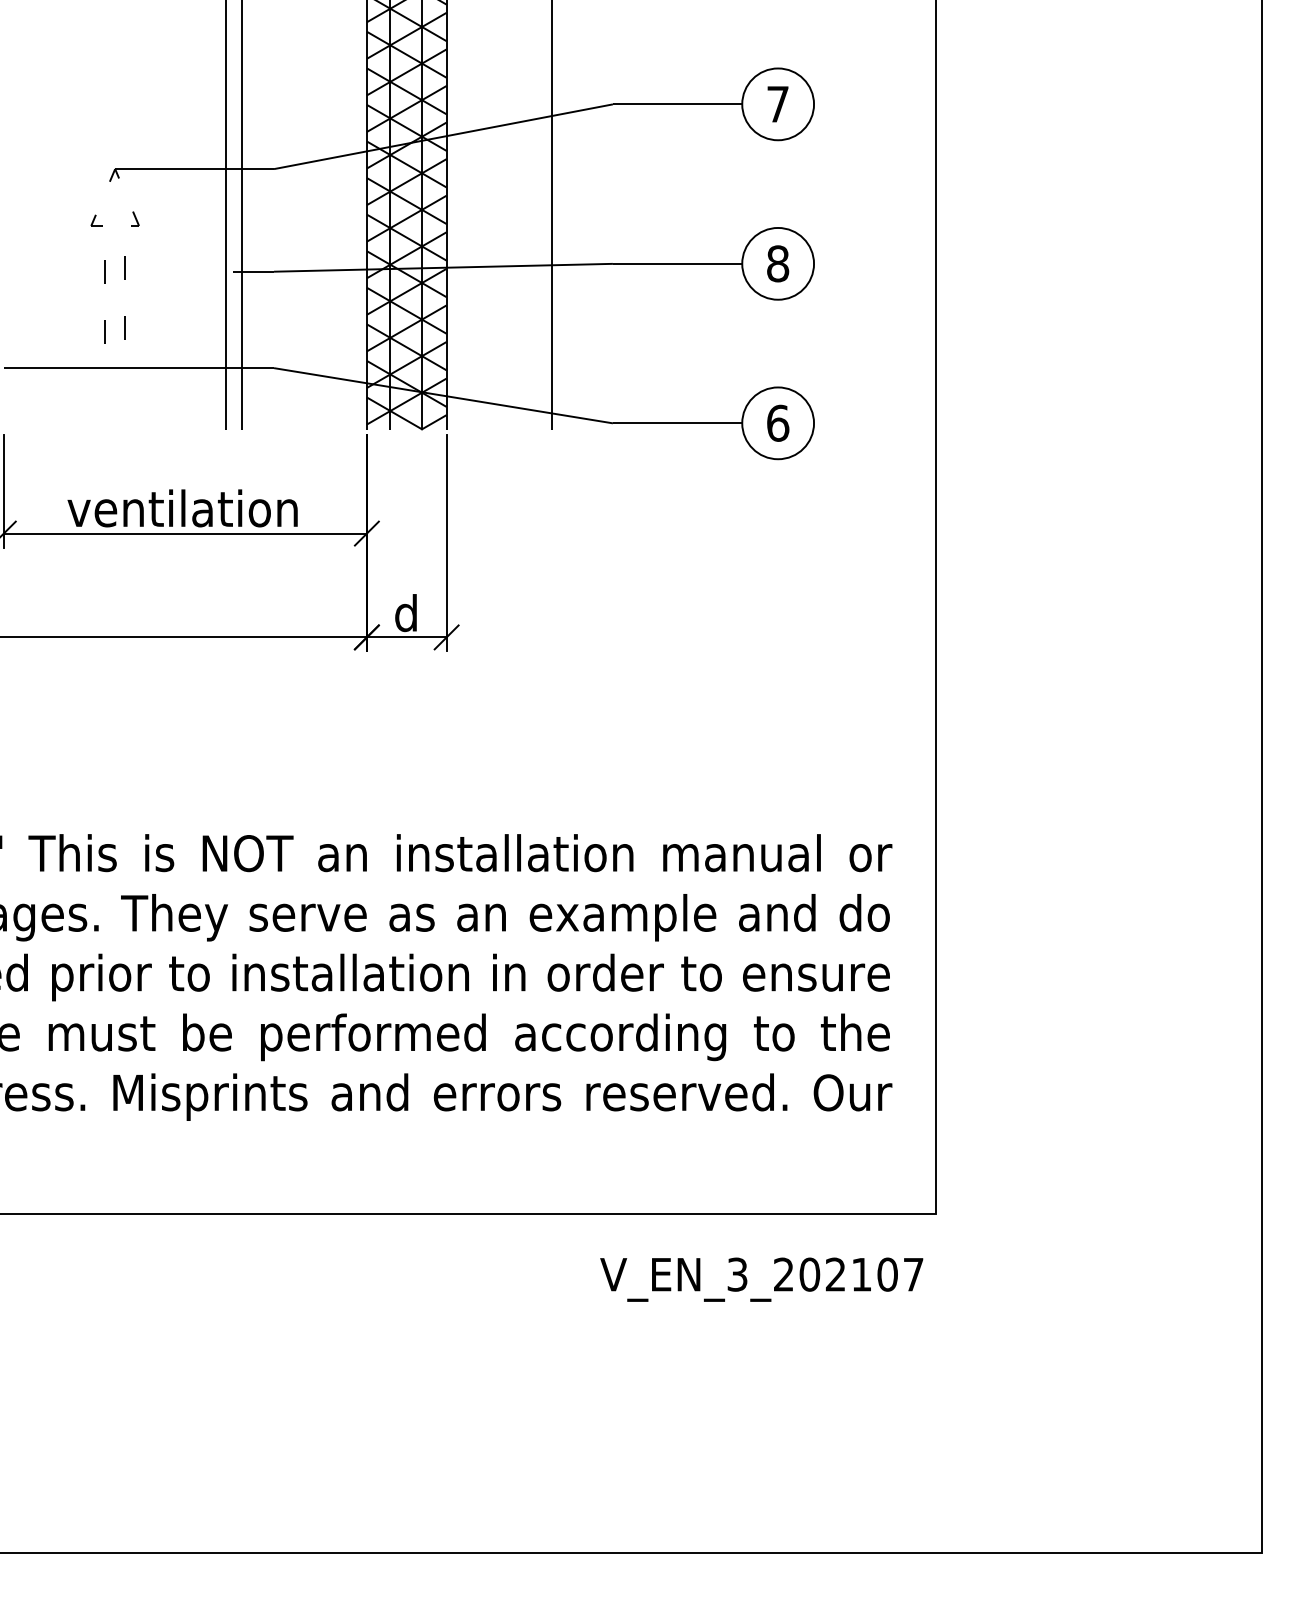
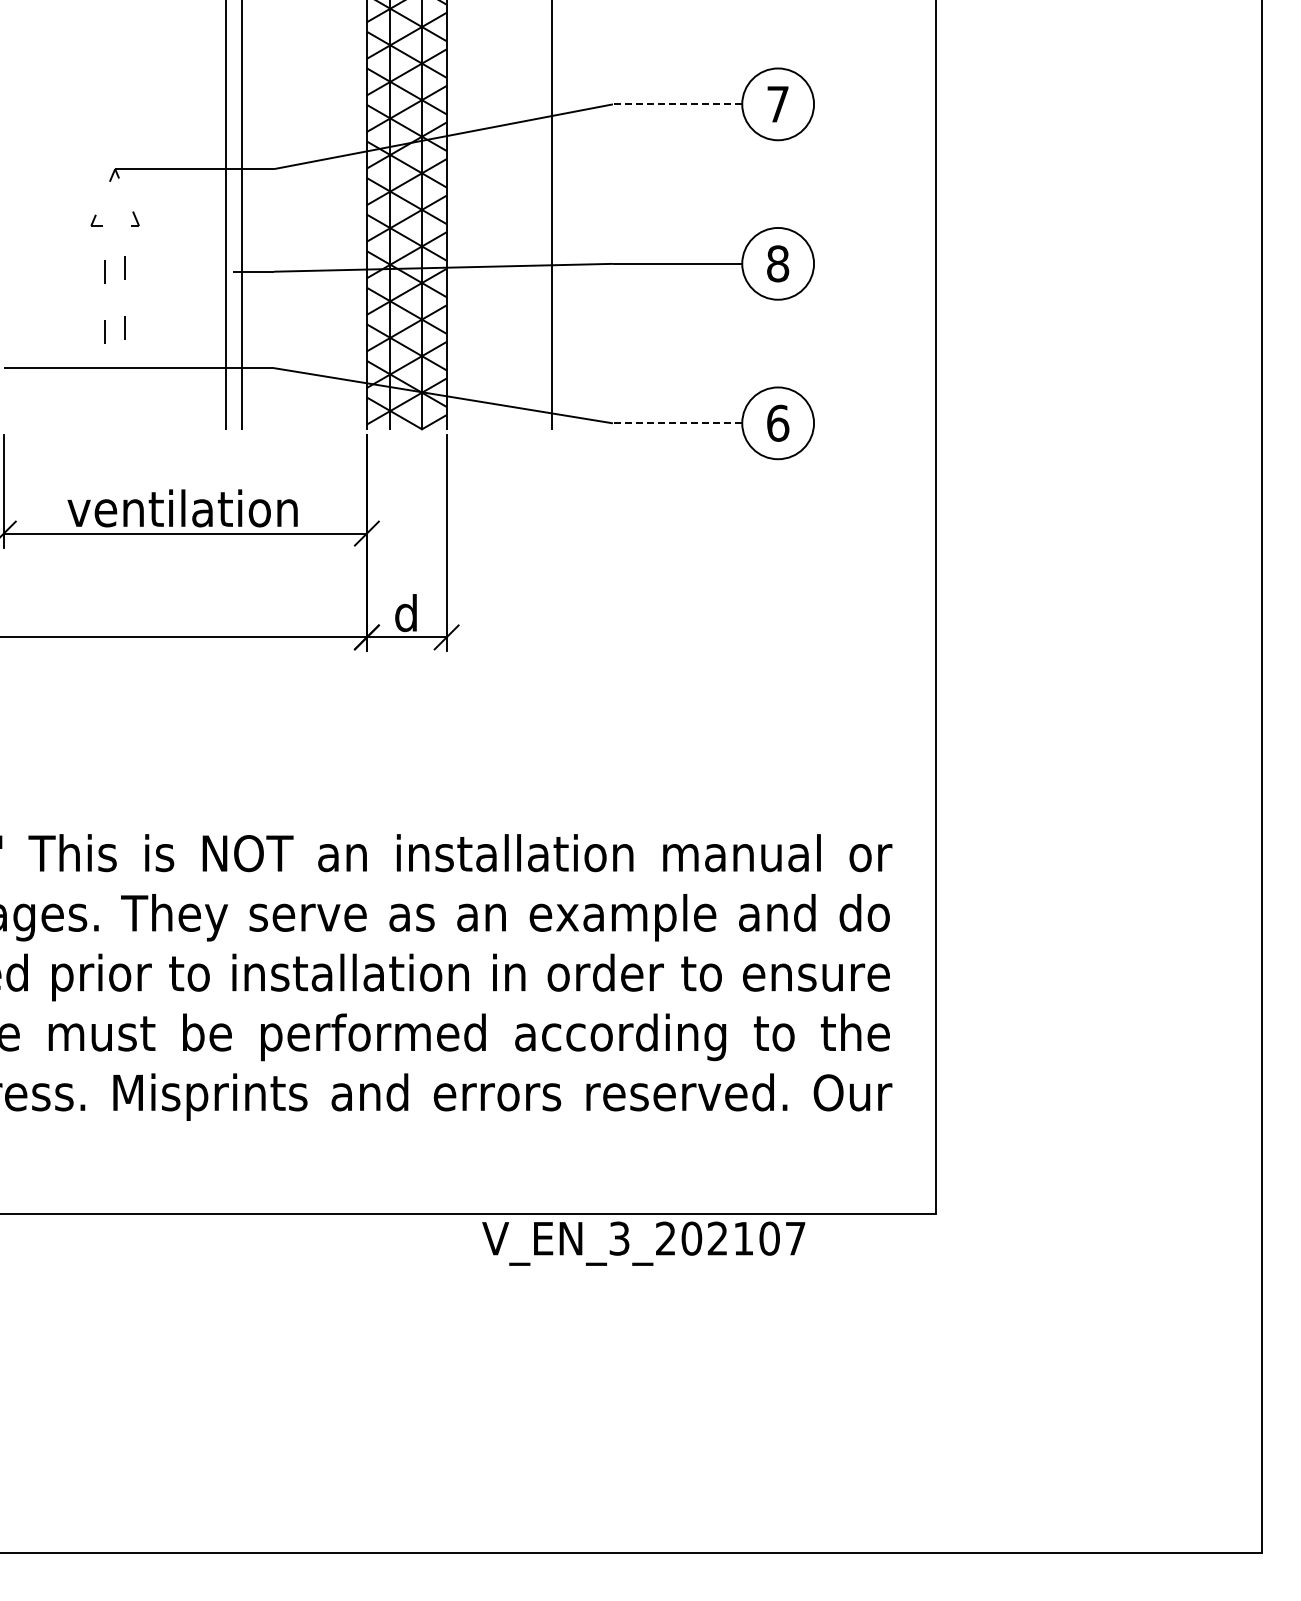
line: solid -> dashed (677, 104)
line: solid -> dashed (677, 423)
text position: (761, 1279) -> (643, 1243) (643, 1243)
